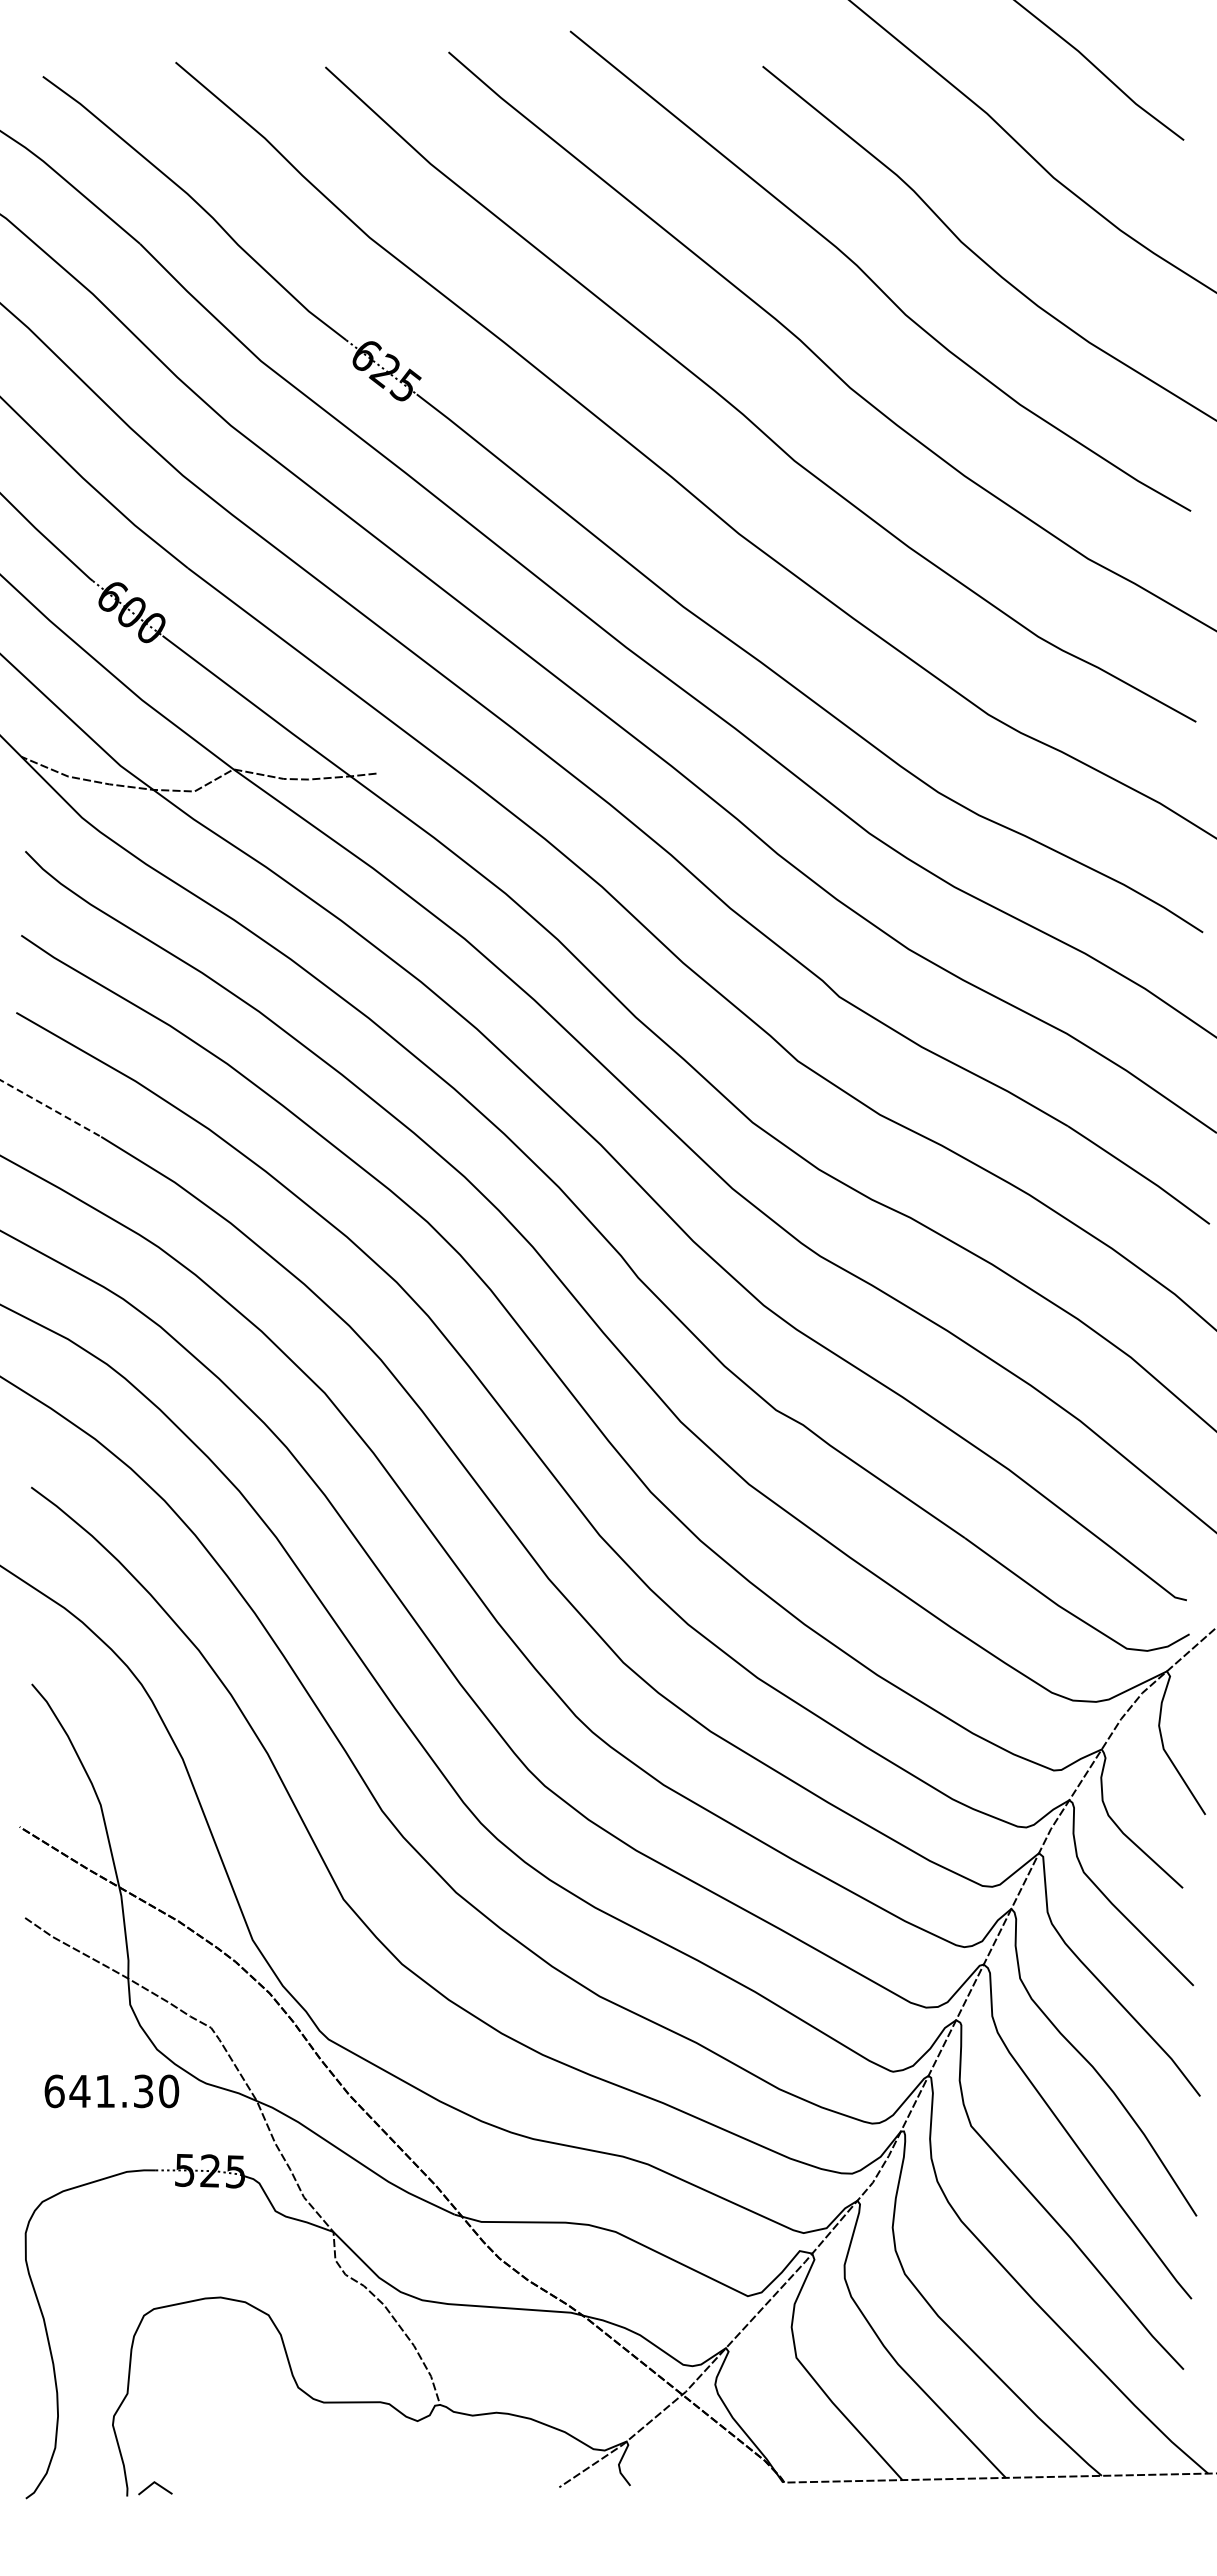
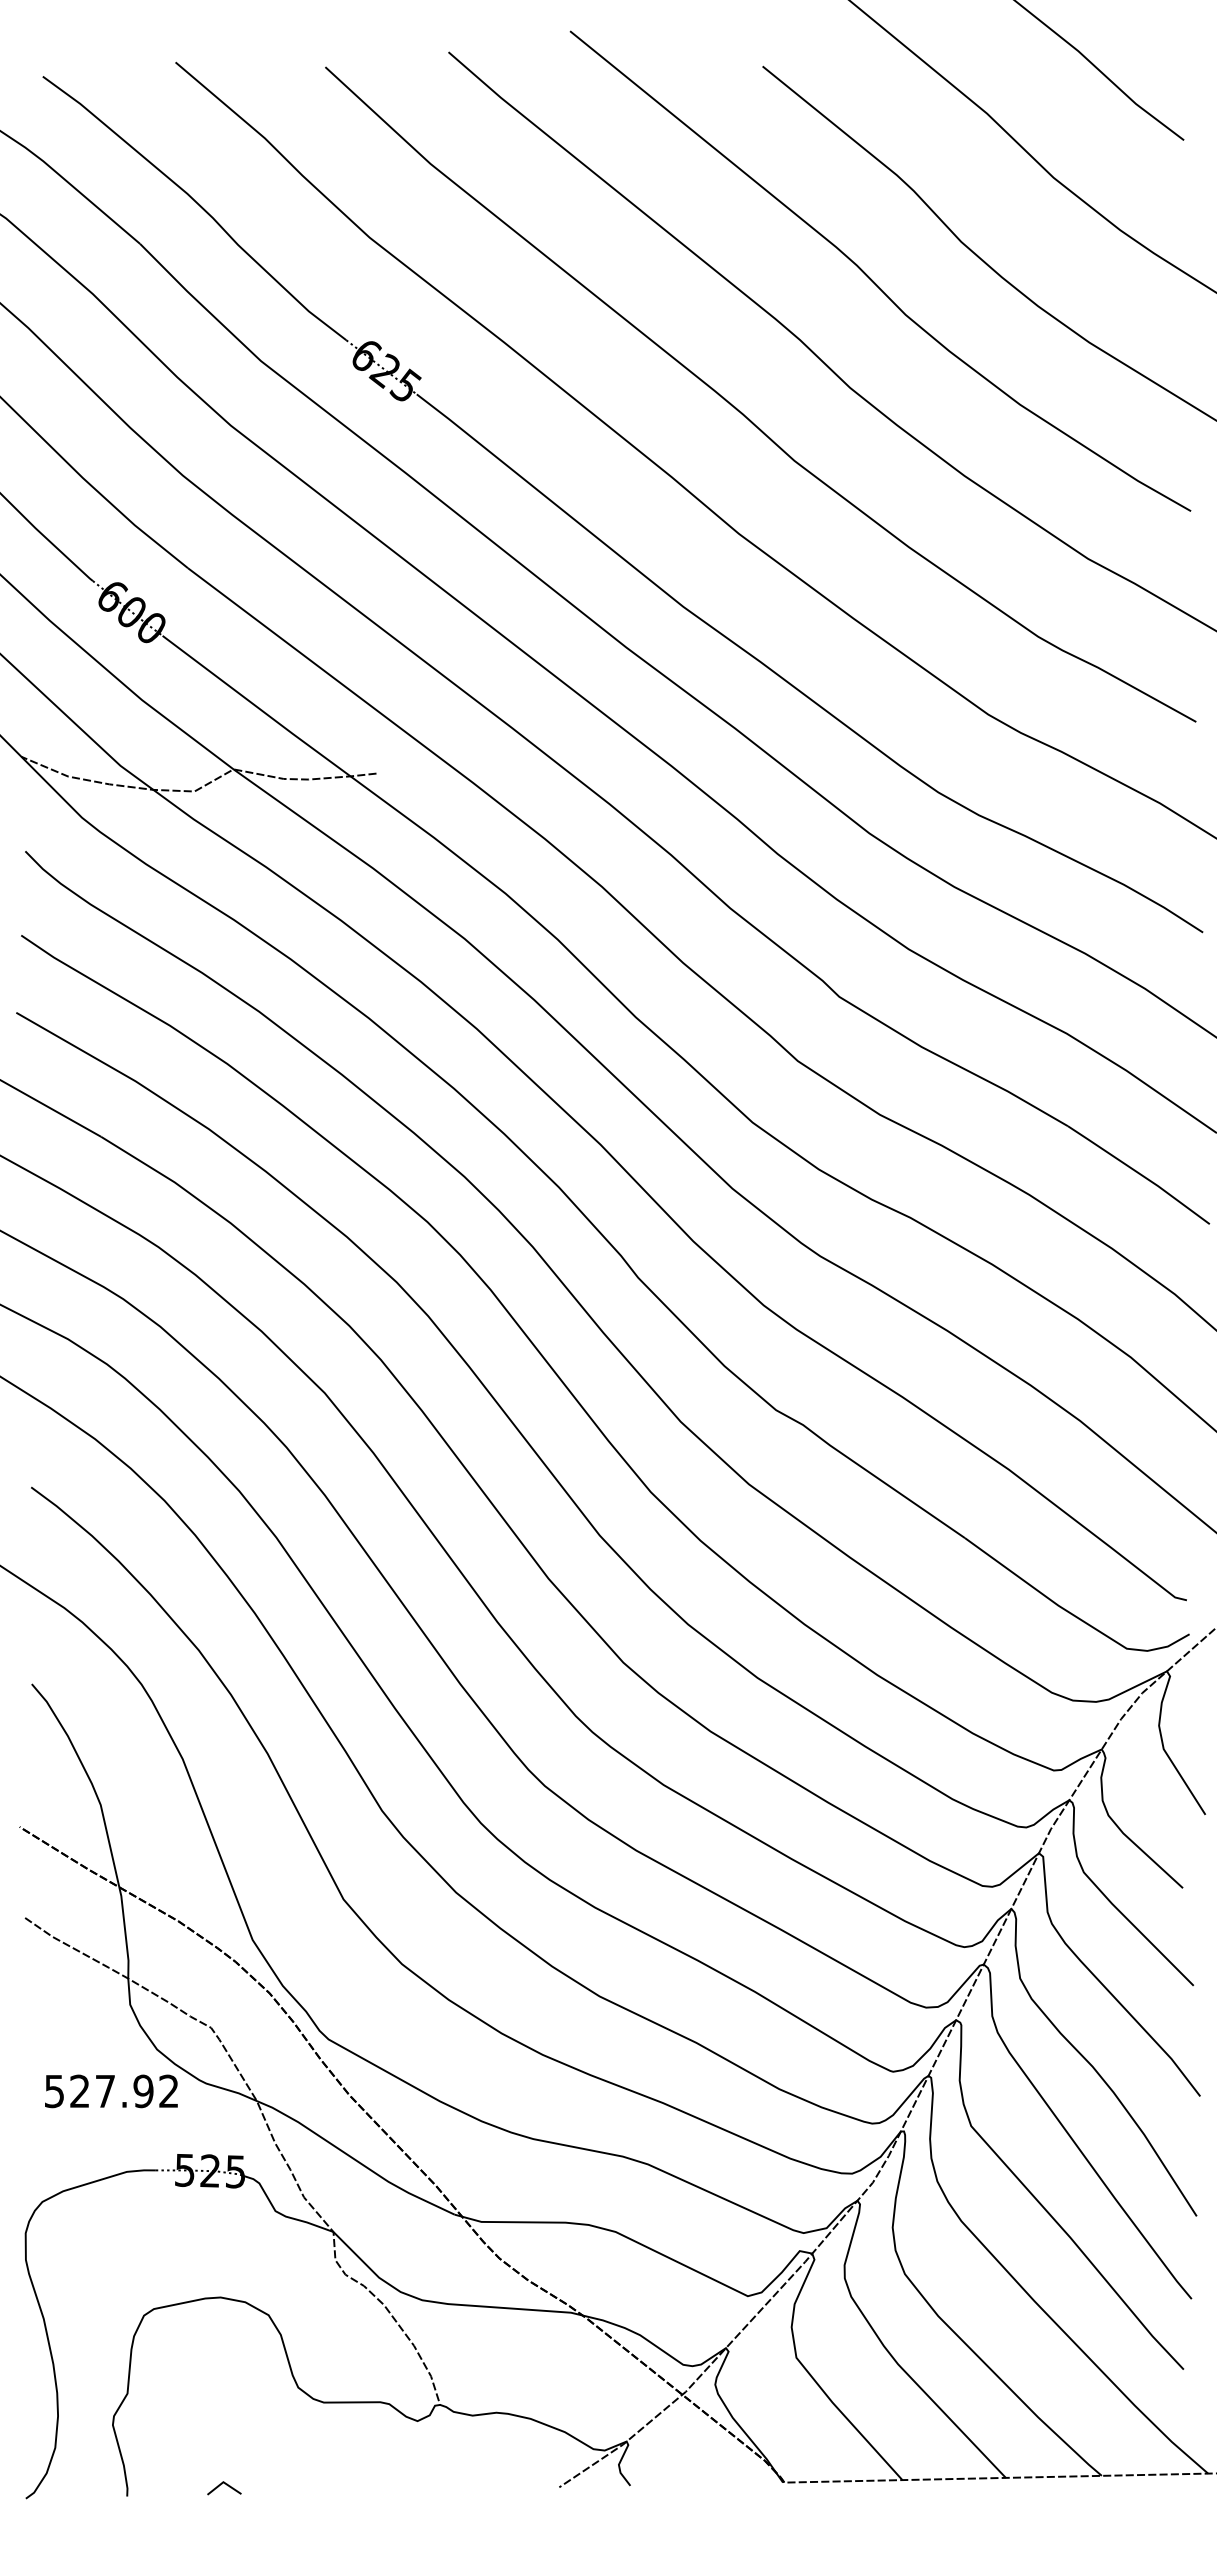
line: dashed -> solid (50, 1108)
text: 641.30 -> 527.92 (111, 2091)
line position: (157, 2485) -> (226, 2485) (226, 2485)
